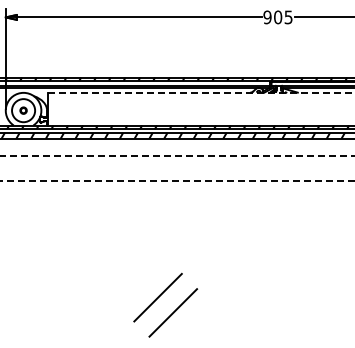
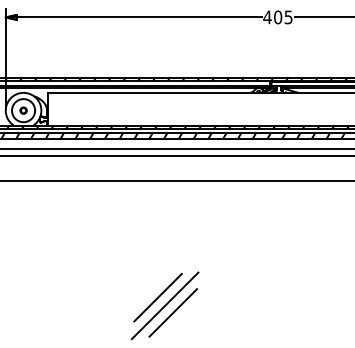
text: 905 -> 405 (267, 17)
line: dashed -> solid (200, 92)
line: none -> present (176, 148)
line: dashed -> solid (177, 155)
line: dashed -> solid (178, 181)
line: none -> present (164, 305)
